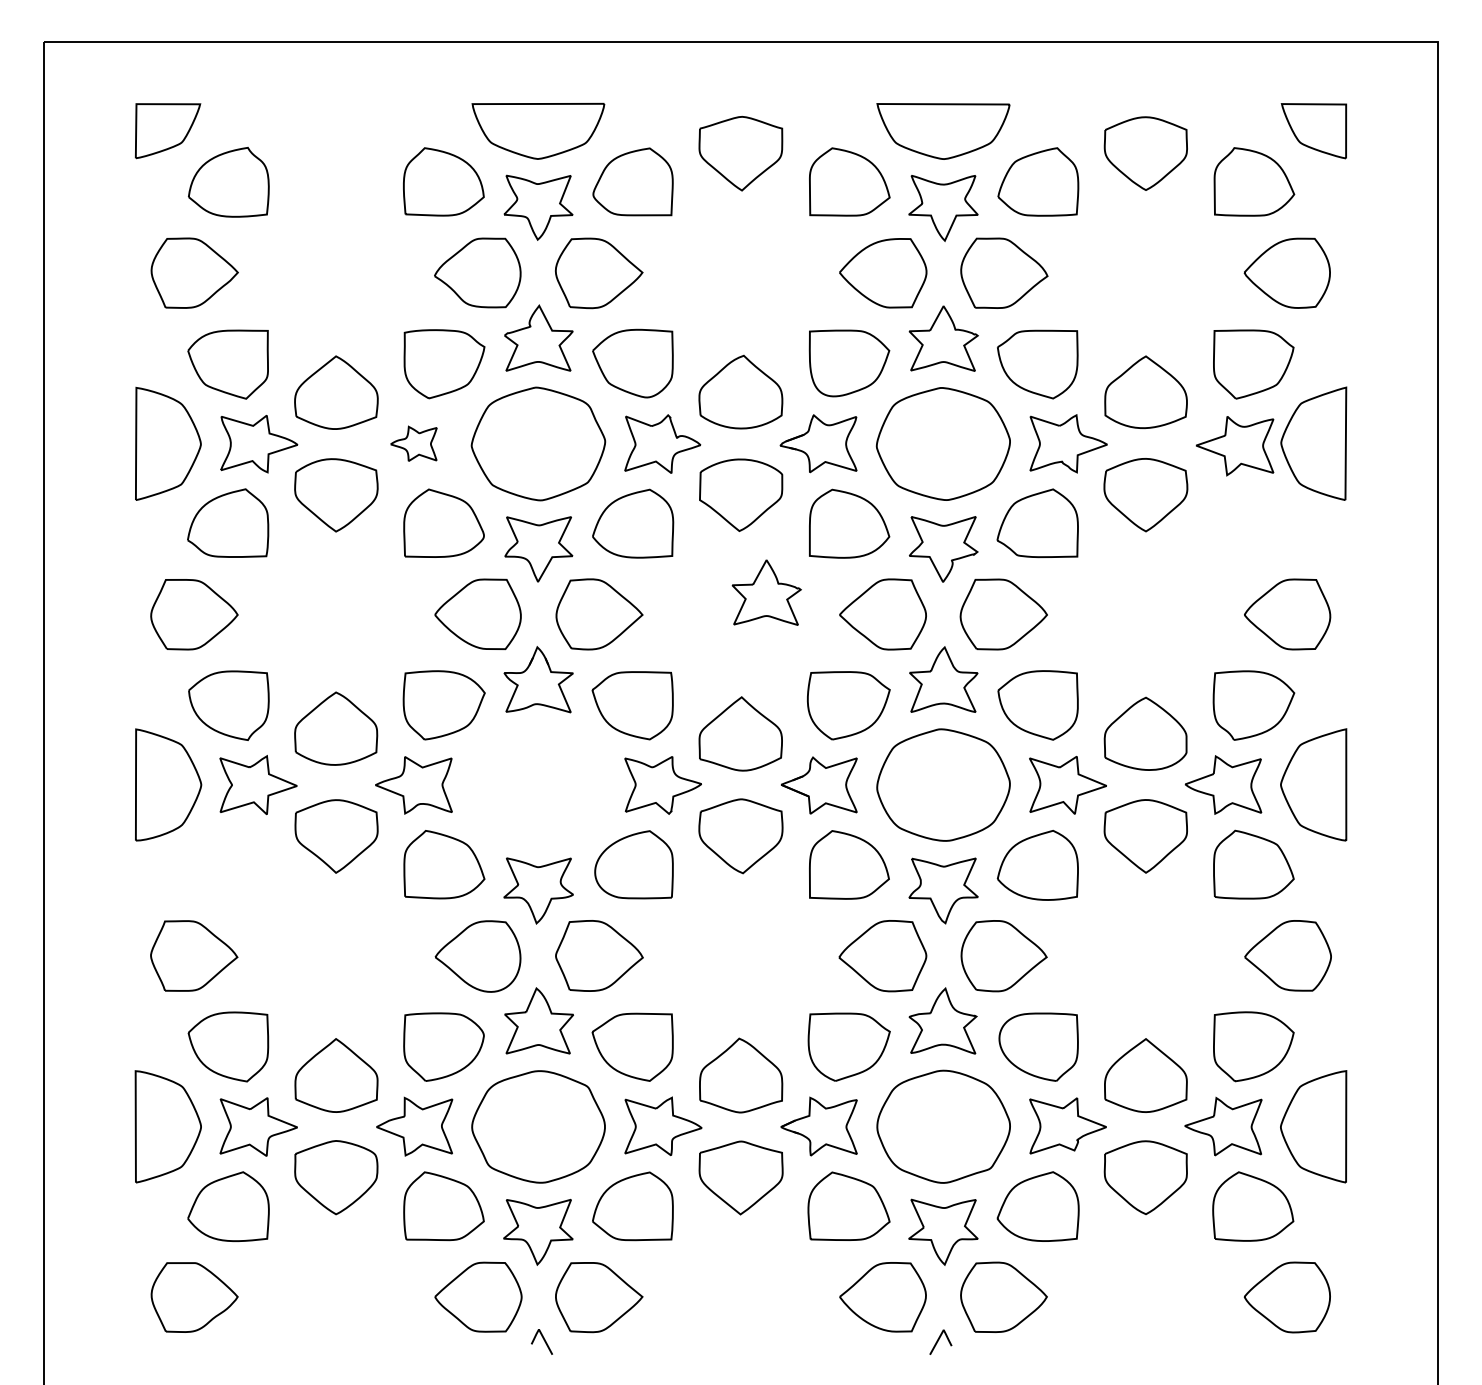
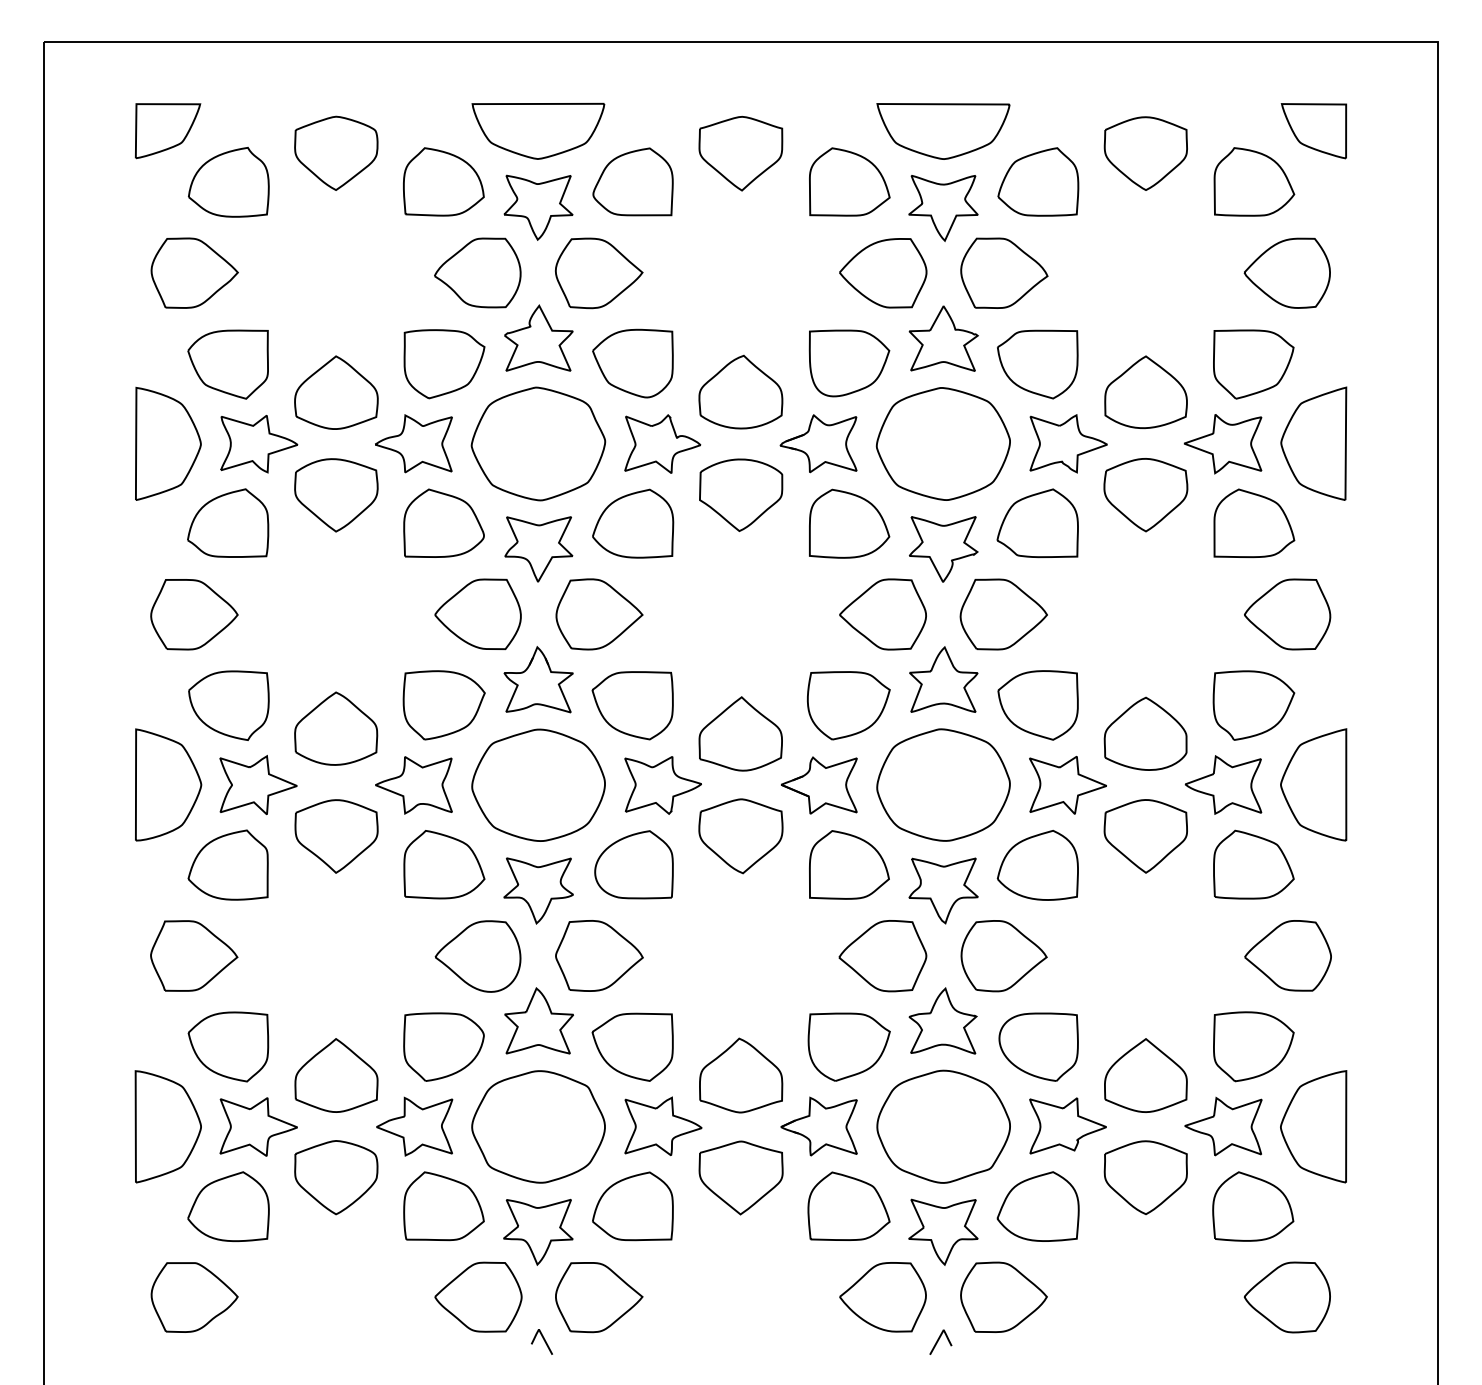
part: none -> present (336, 152)
part size: 48x37 px -> 78x60 px (413, 443)
part position: (1234, 446) -> (1222, 444) (1222, 444)
part: none -> present (1254, 523)
part: present -> none (766, 592)
part: none -> present (538, 784)
part: none -> present (227, 864)
